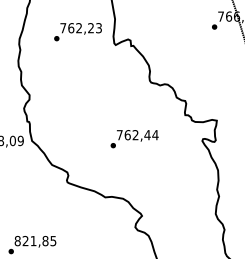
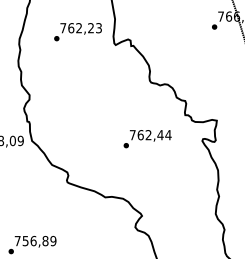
text position: (134, 139) -> (147, 139) (147, 139)
text: 821,85 -> 756,89 (35, 240)
